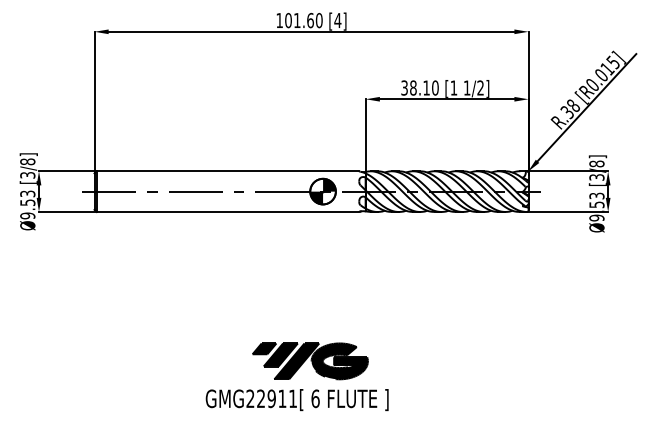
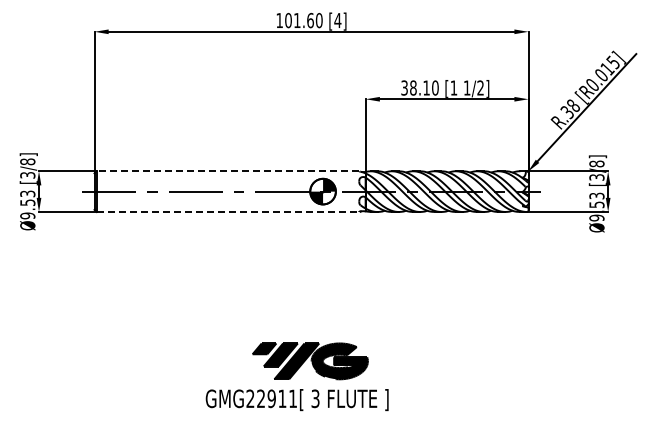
line: solid -> dashed (227, 171)
line: solid -> dashed (228, 211)
text: 6 -> 3 (315, 398)
